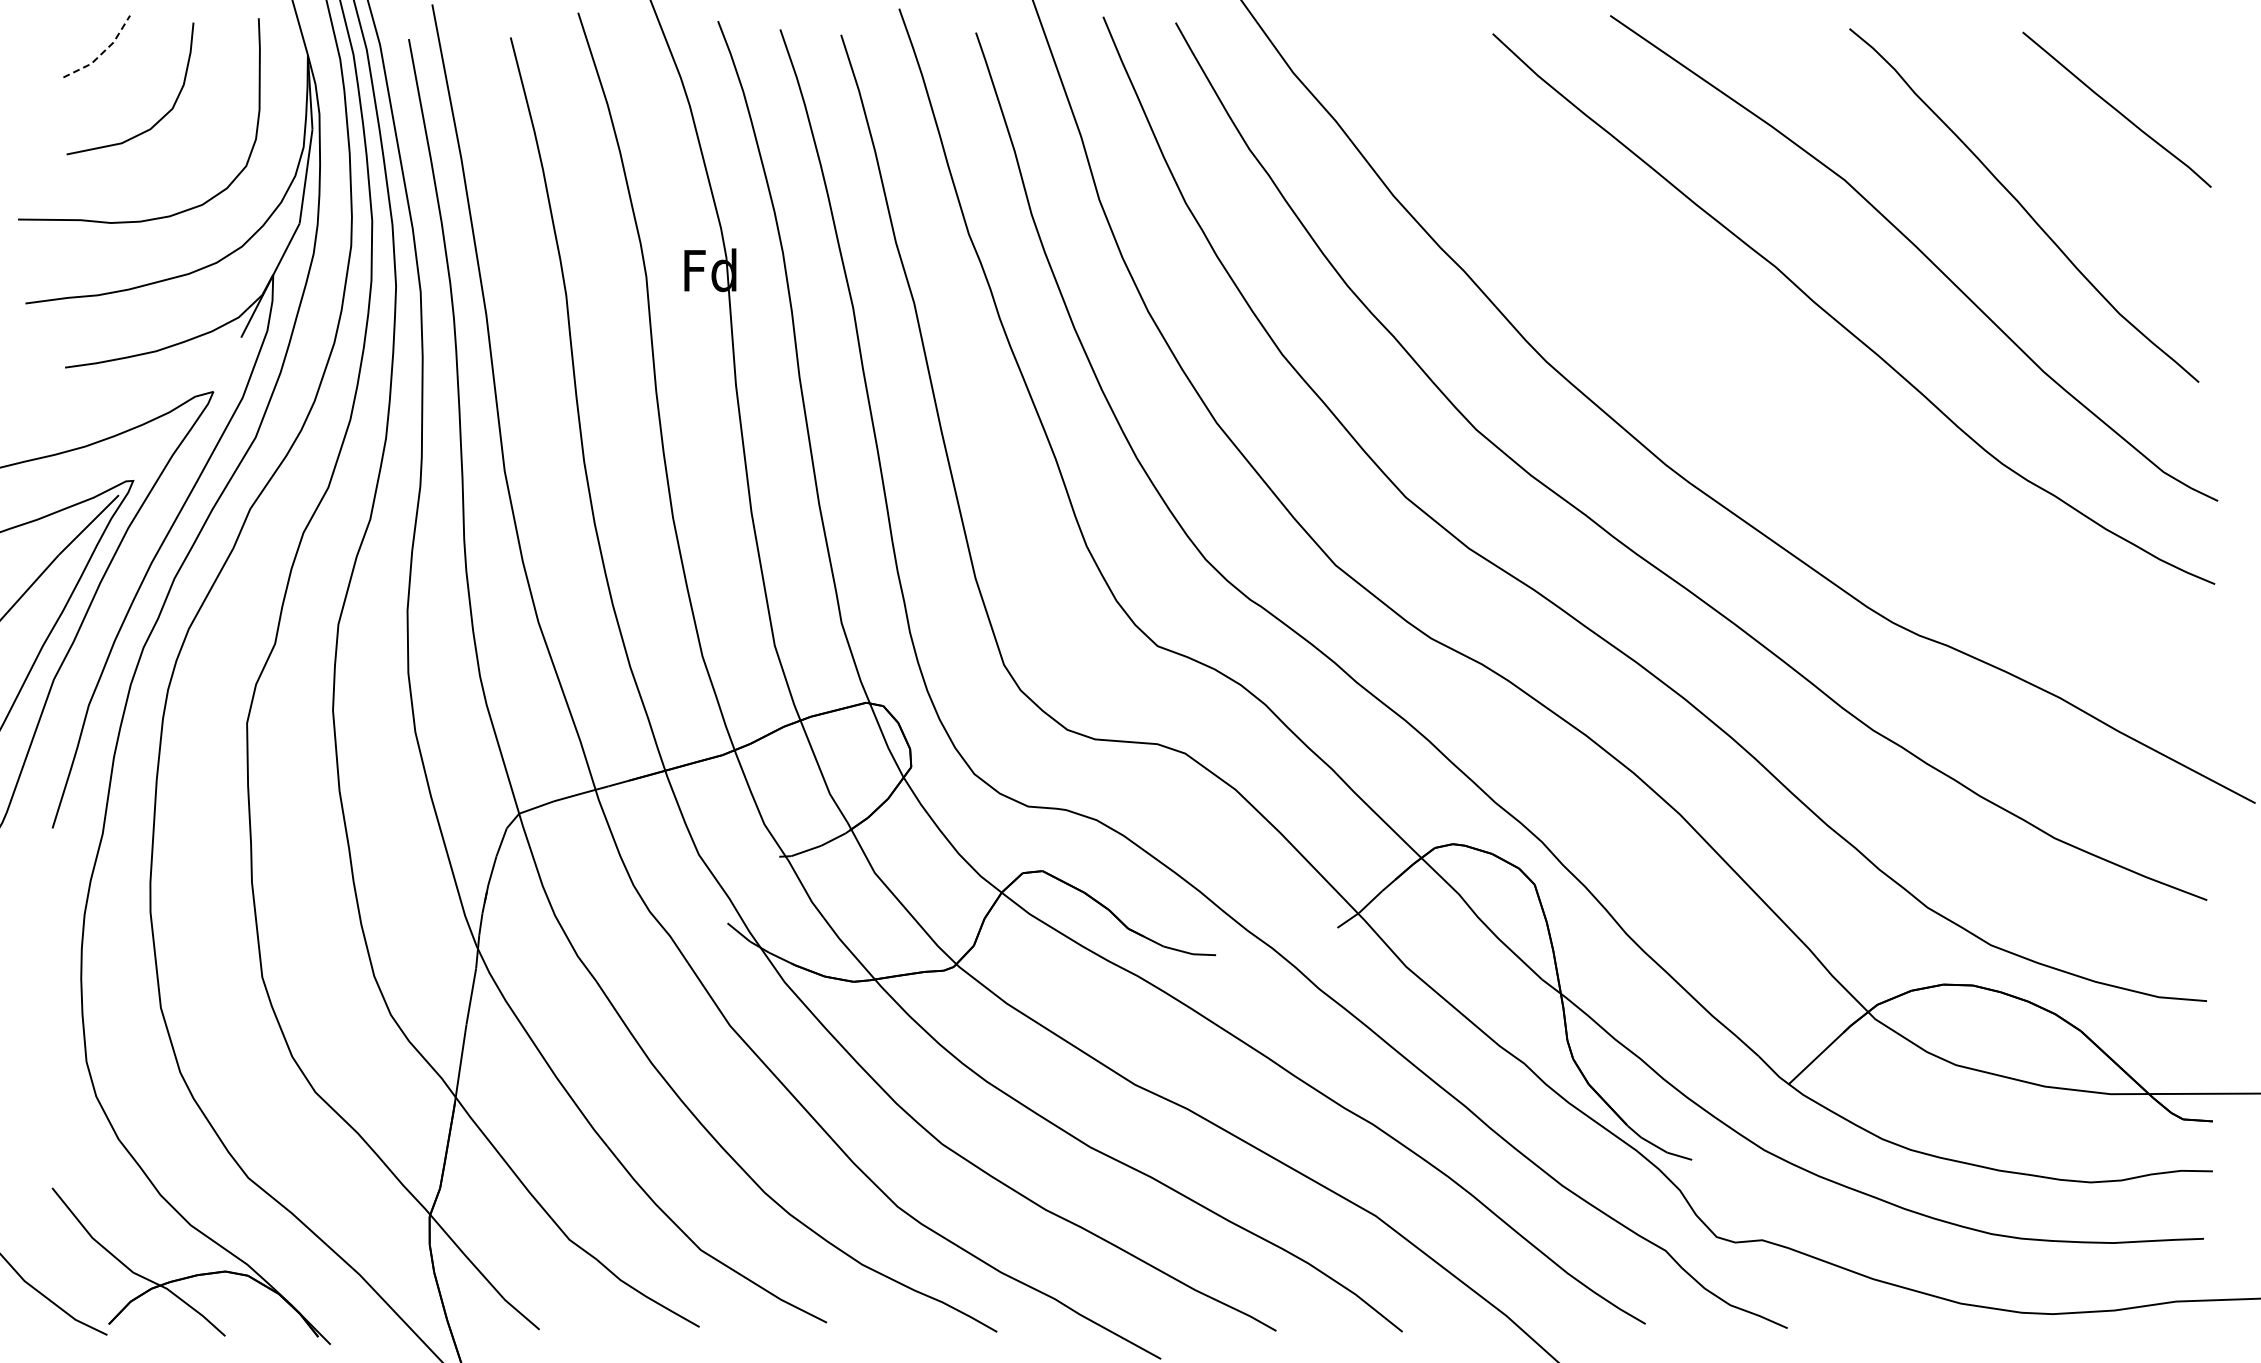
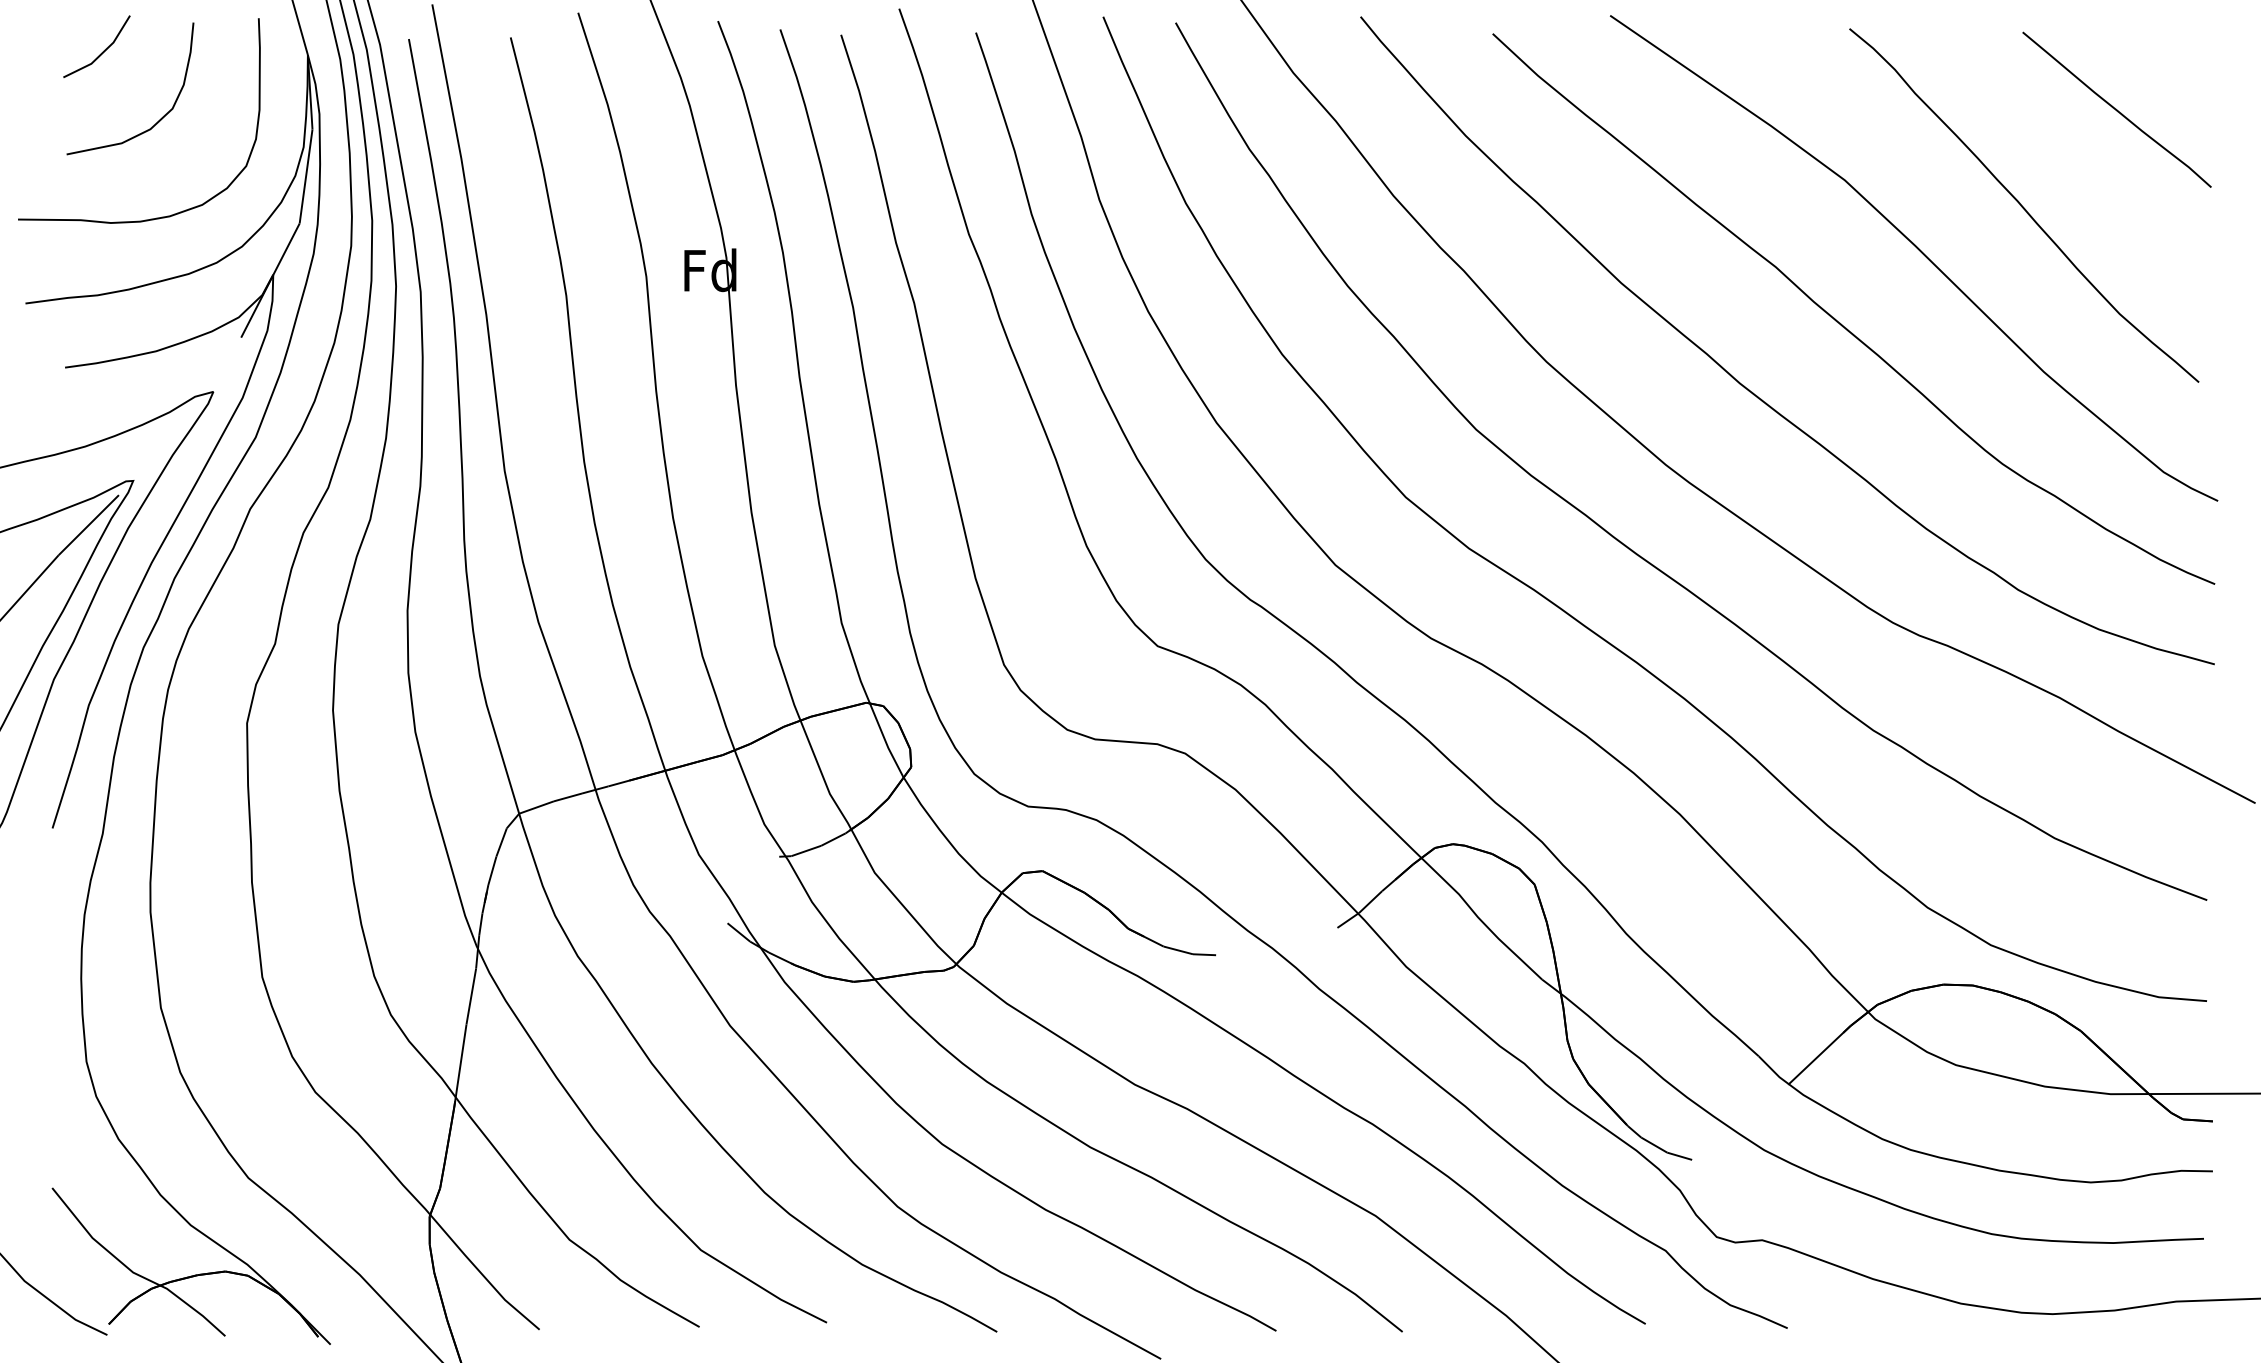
line: dashed -> solid (102, 52)
curve: none -> present (1748, 388)
